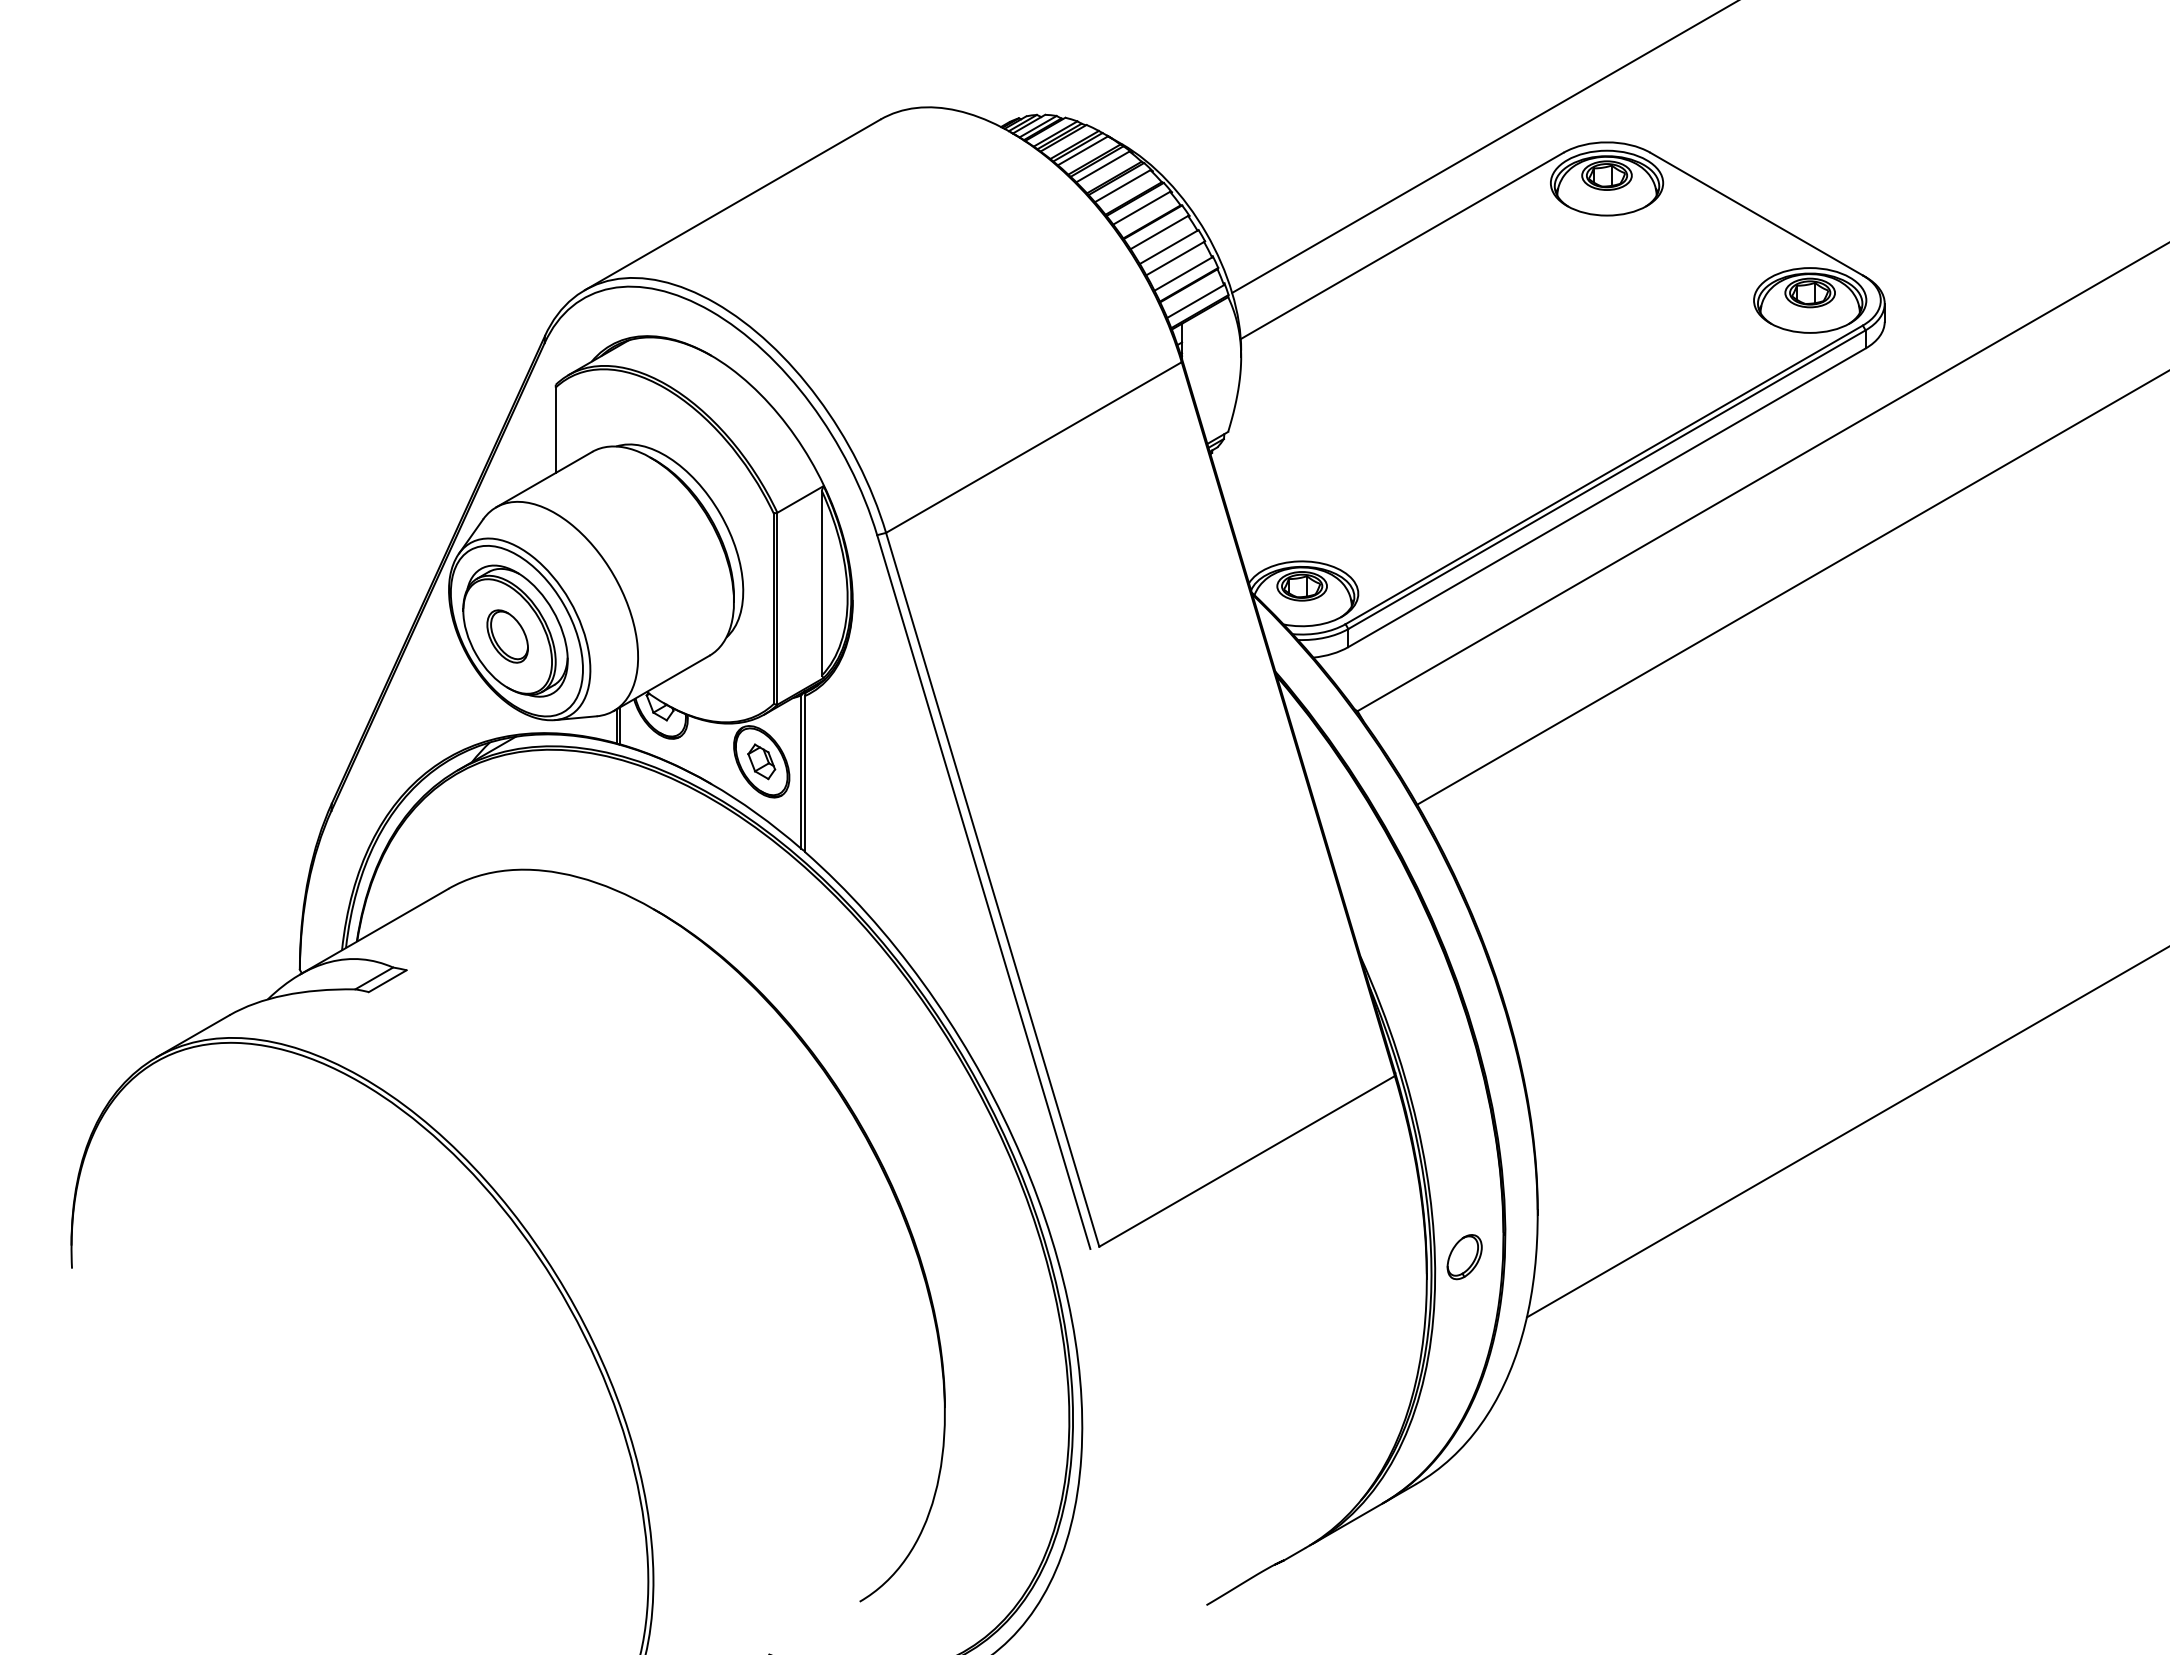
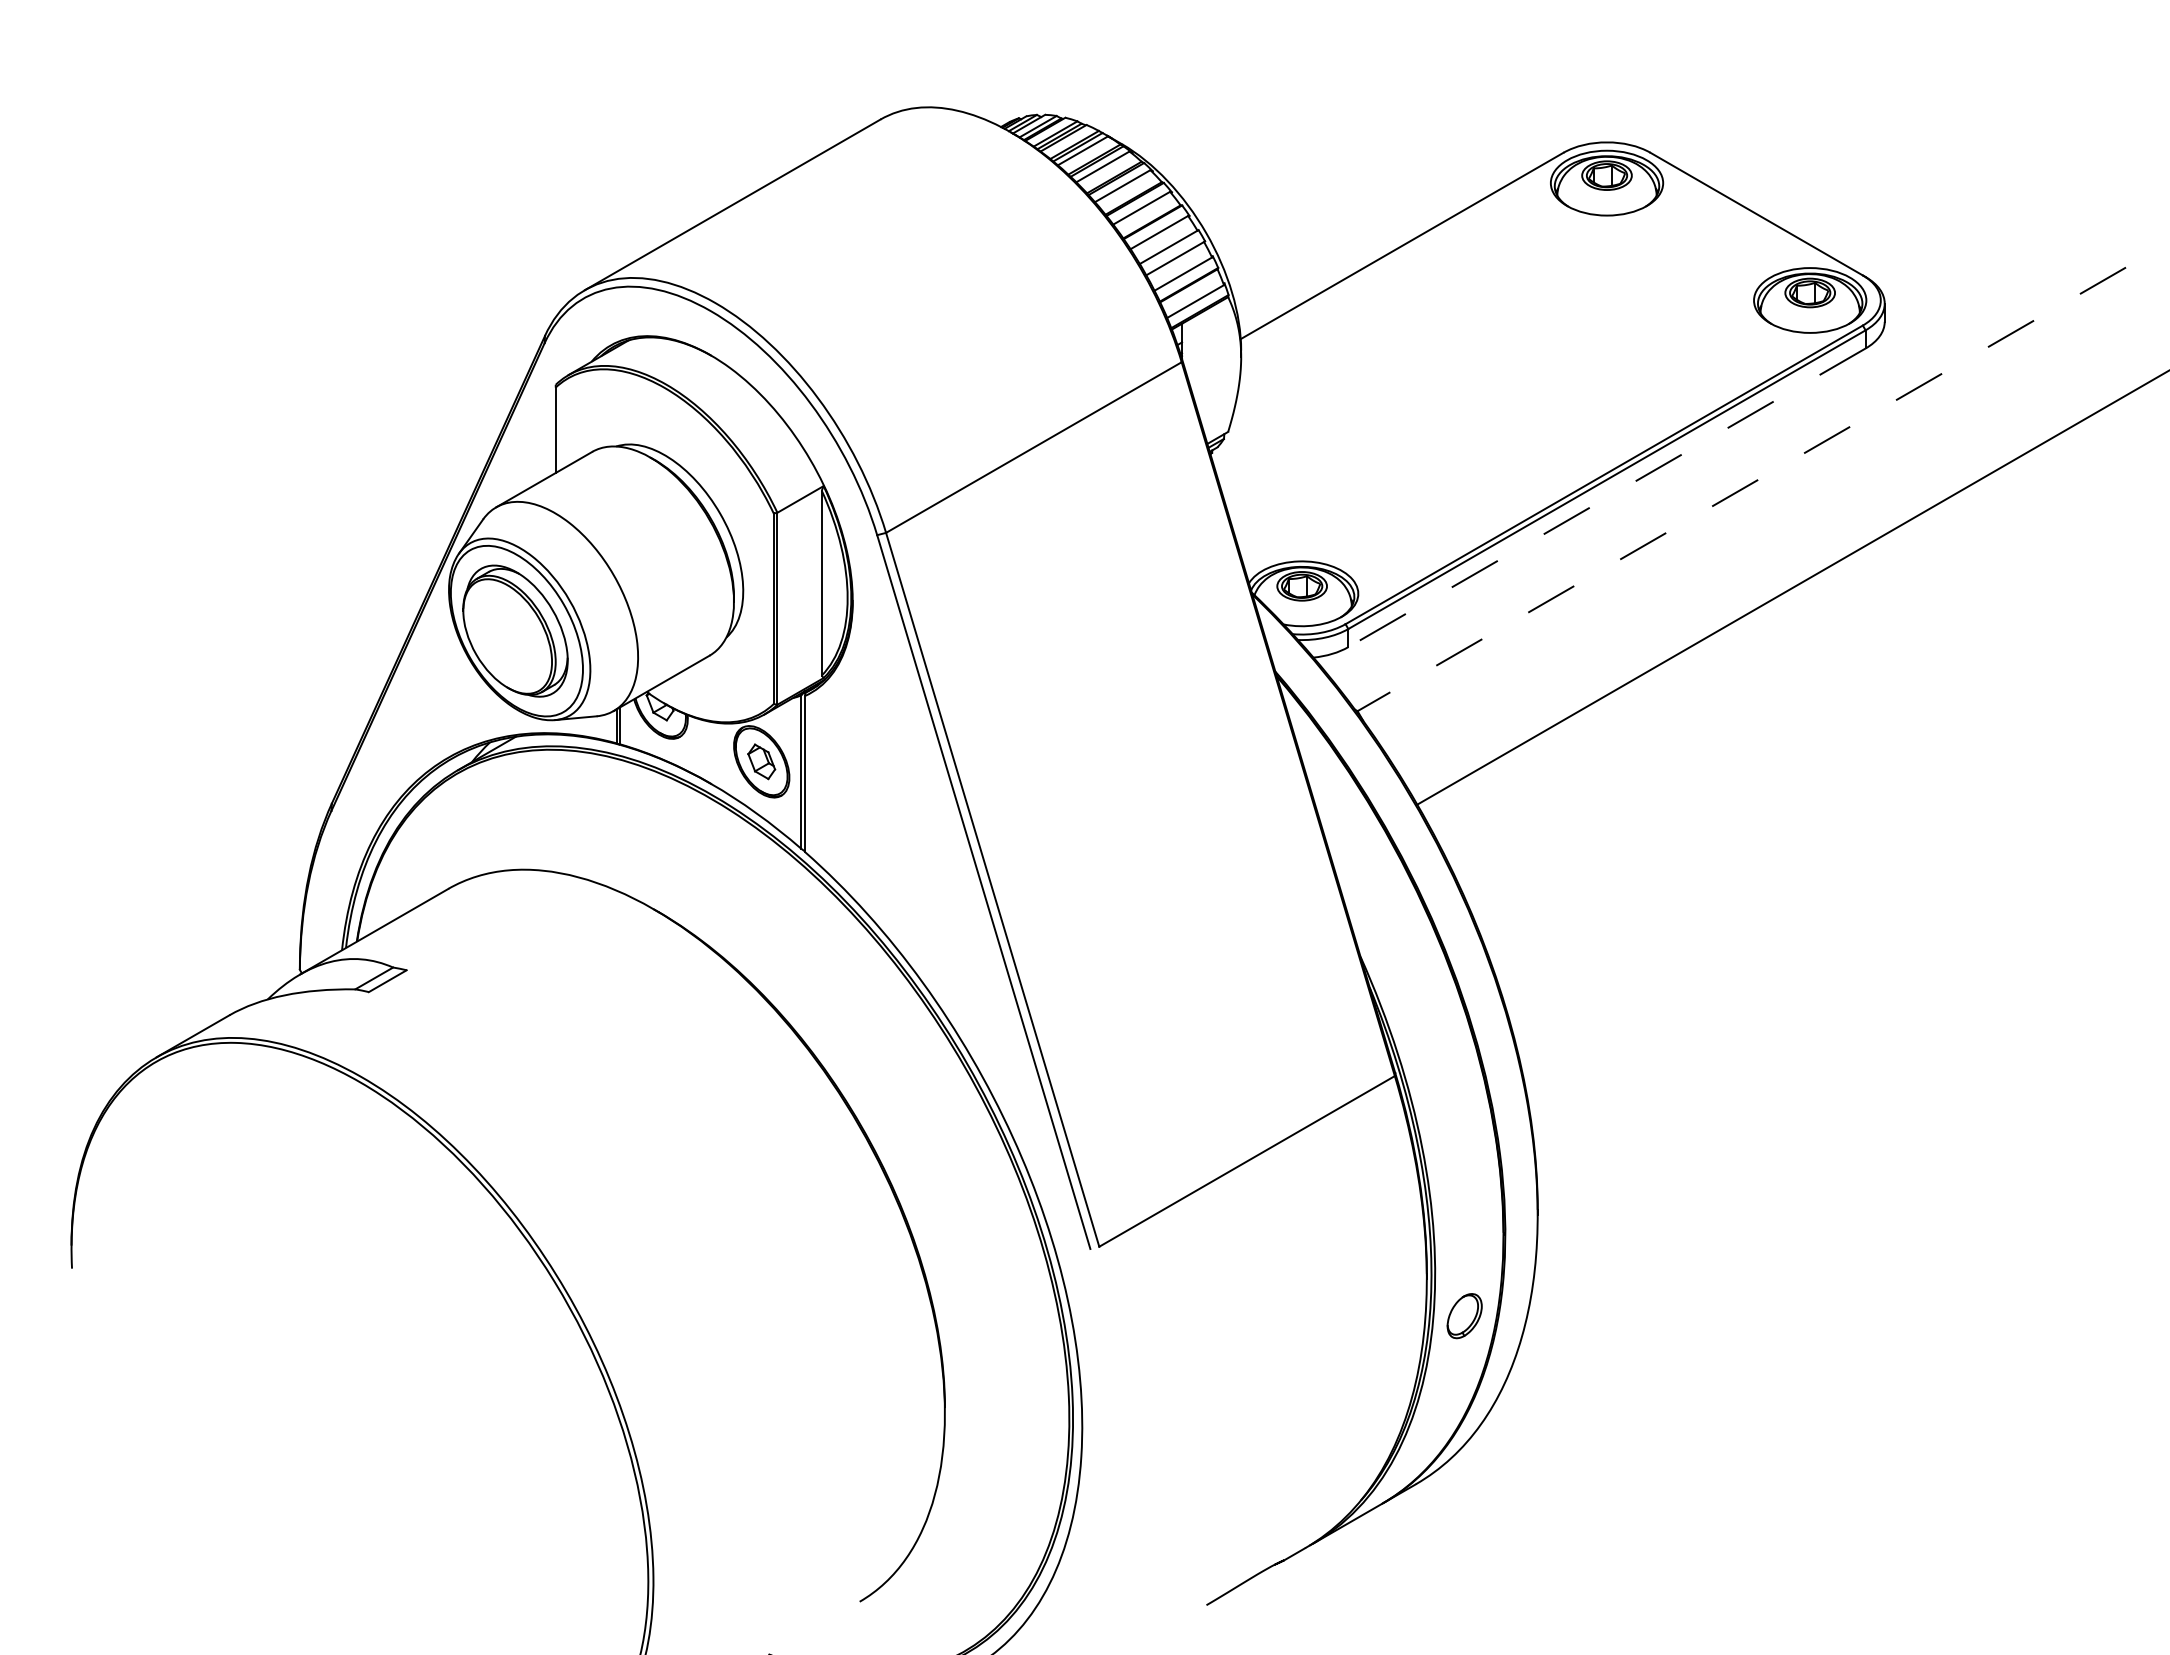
line: present -> none (1483, 147)
line: solid -> dashed (1763, 476)
line: solid -> dashed (1606, 497)
part: present -> none (507, 636)
line: present -> none (1846, 1132)
part position: (1464, 1257) -> (1464, 1316) (1464, 1316)
